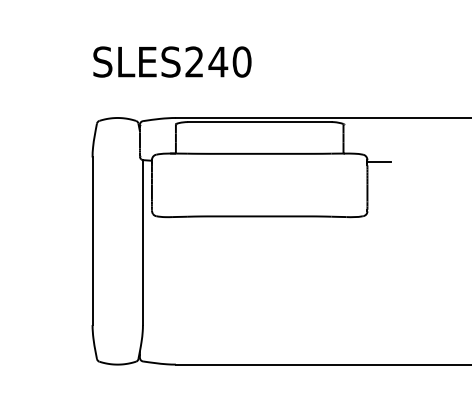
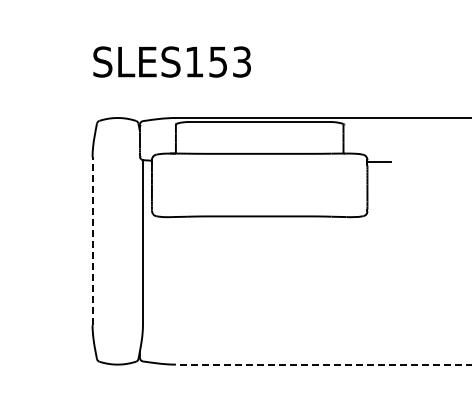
text: SLES240 -> SLES153 (218, 61)
line: solid -> dashed (92, 241)
line: solid -> dashed (323, 364)
